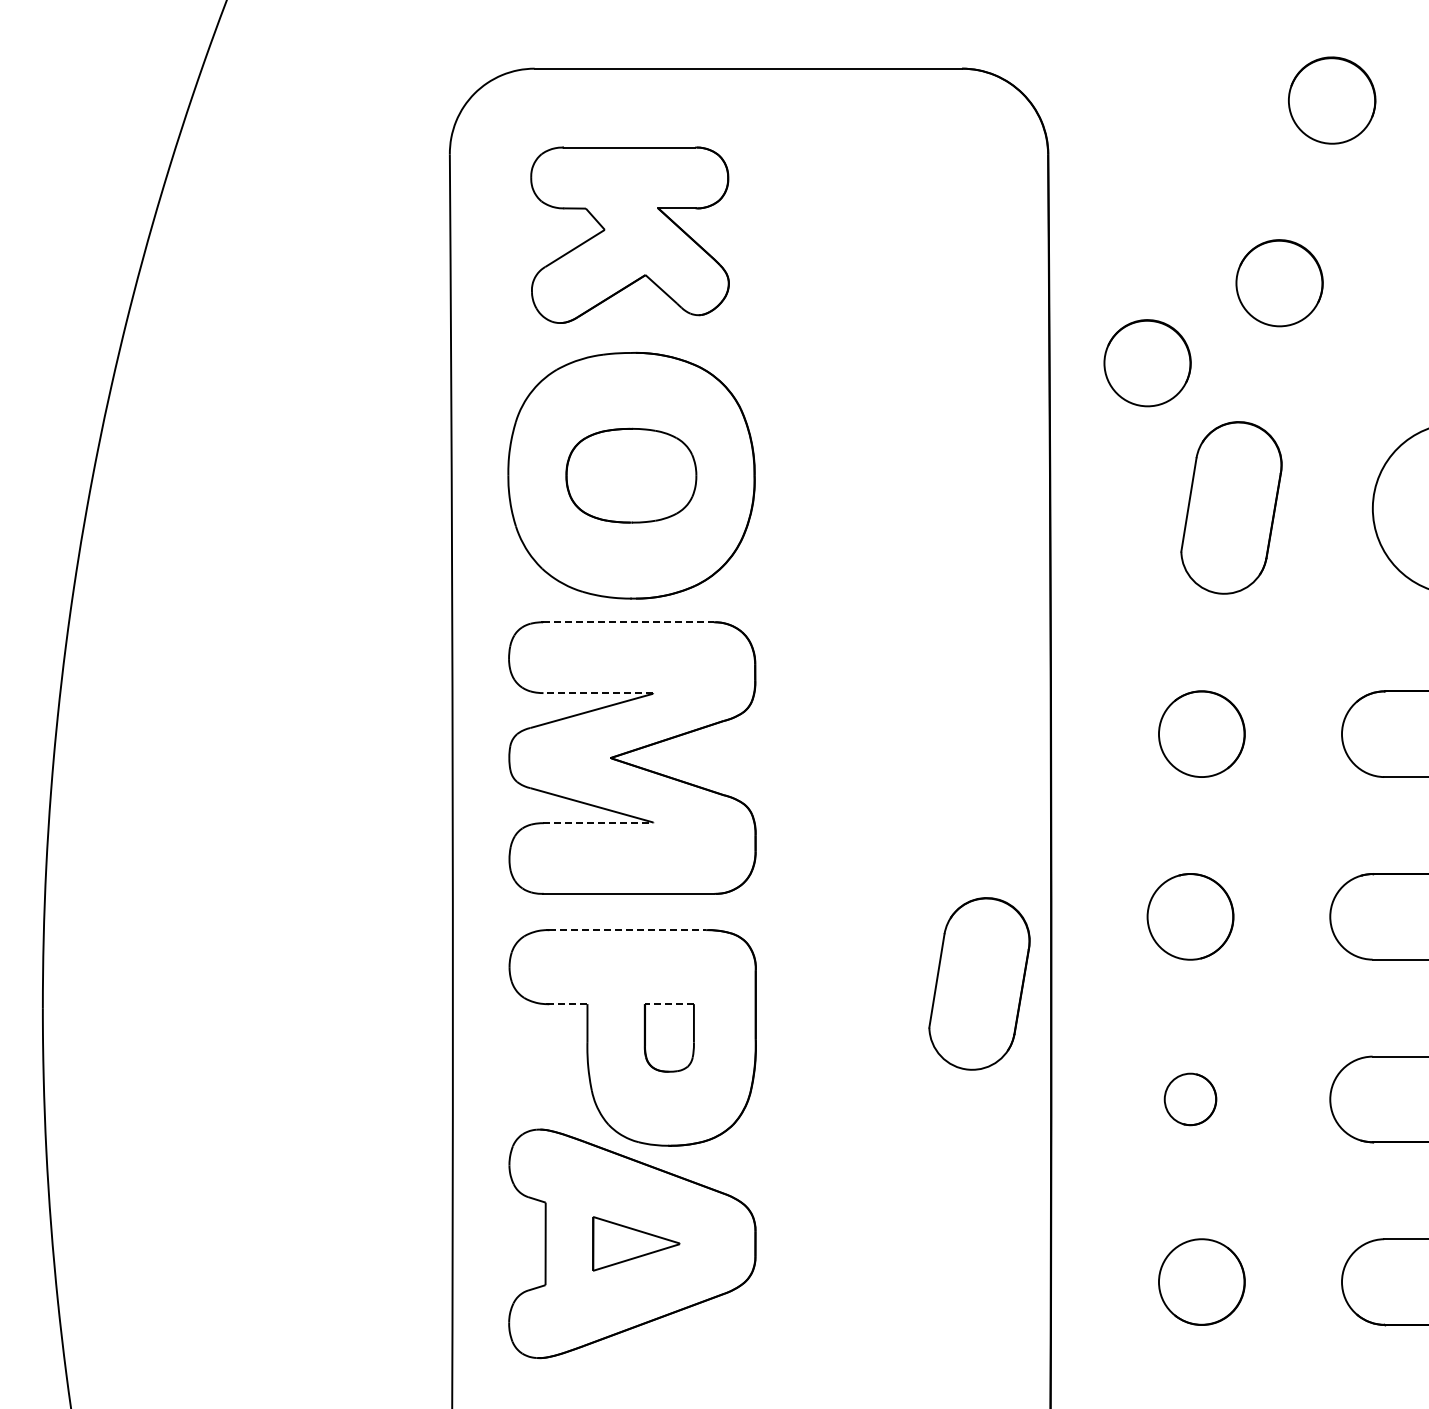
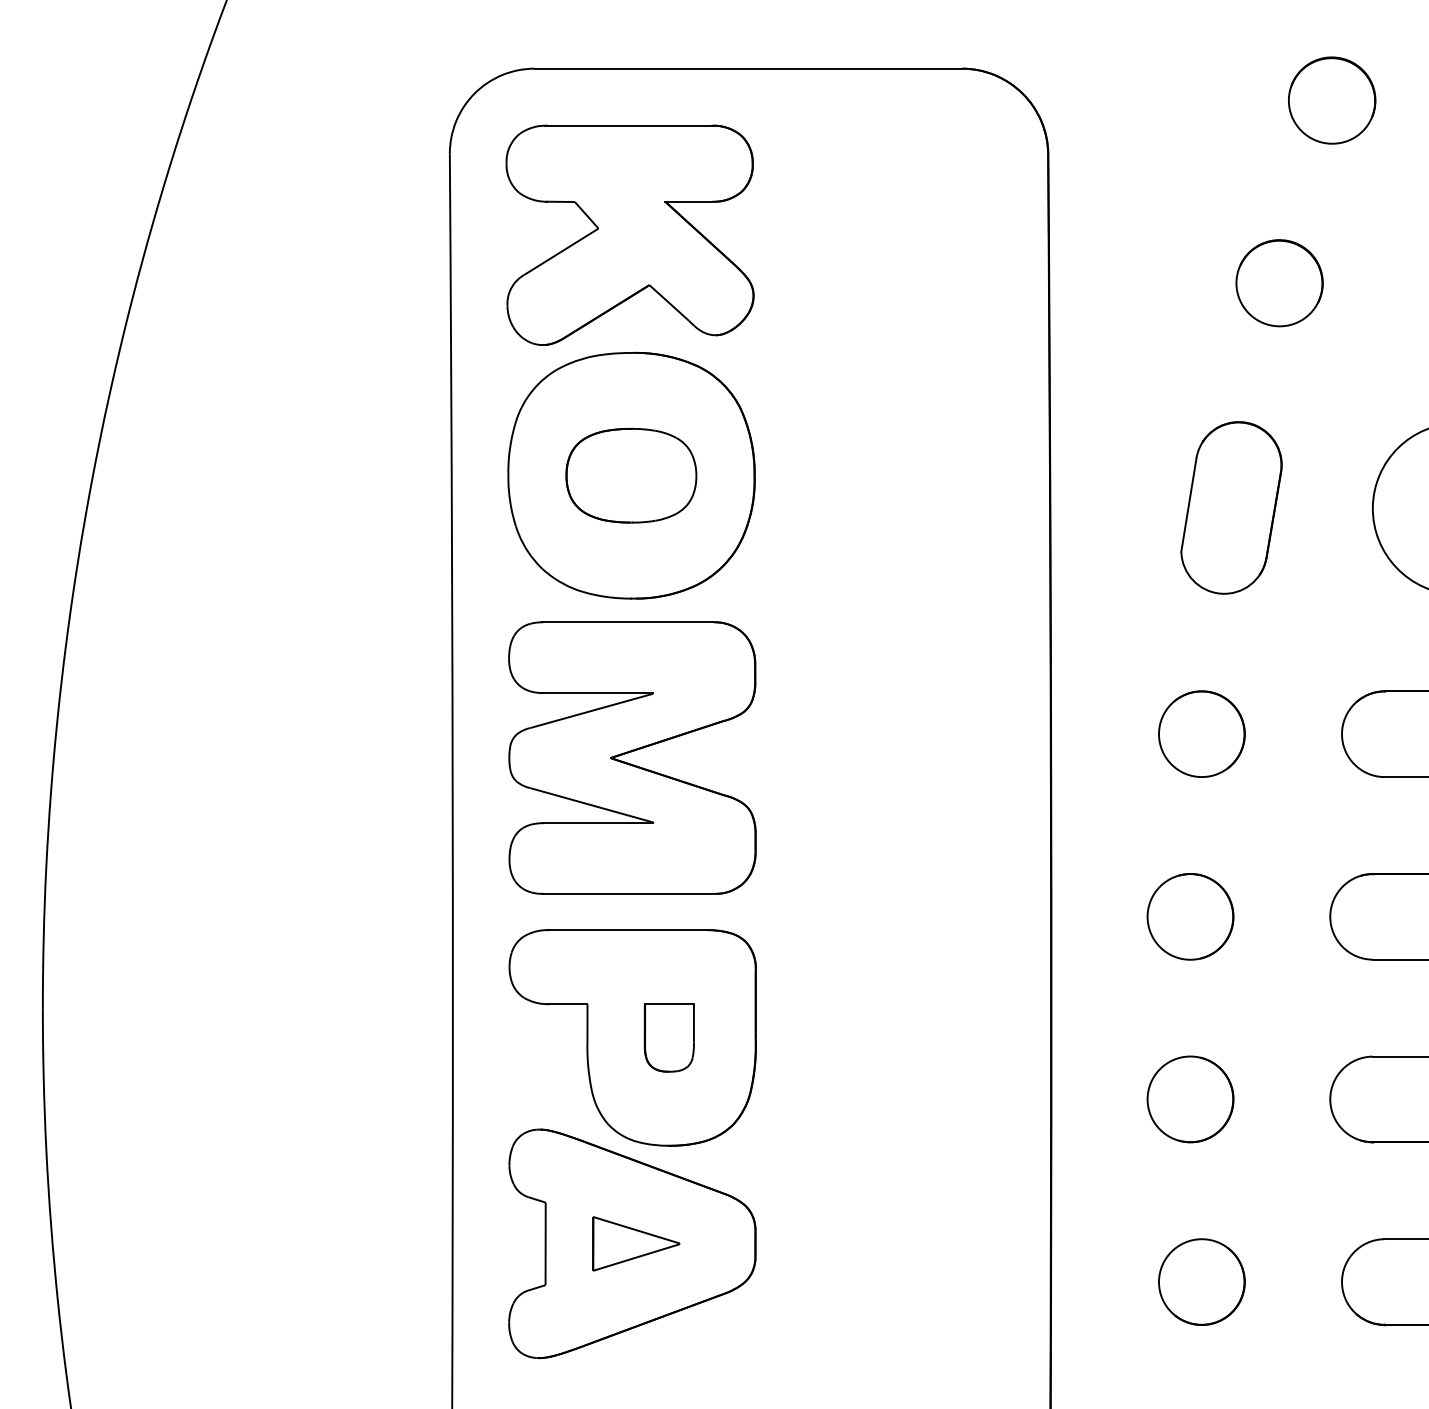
part size: 200x178 px -> 250x222 px (629, 234)
part: present -> none (1147, 363)
line: dashed -> solid (628, 622)
line: dashed -> solid (597, 693)
line: dashed -> solid (598, 823)
line: dashed -> solid (628, 930)
part: present -> none (979, 983)
line: dashed -> solid (567, 1004)
line: dashed -> solid (669, 1004)
part size: 55x55 px -> 89x89 px (1190, 1099)
